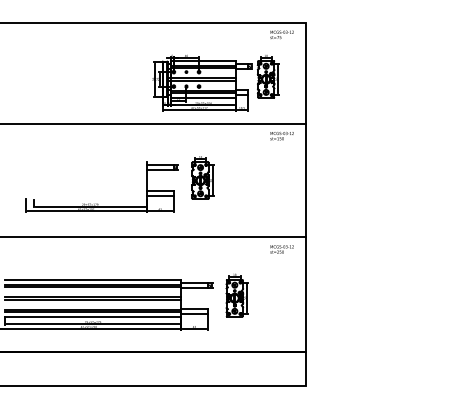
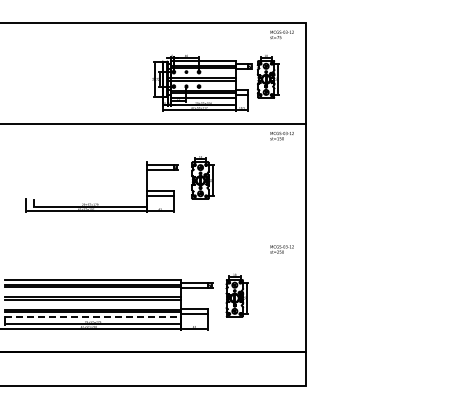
line: present -> none (154, 237)
line: solid -> dashed (93, 316)
